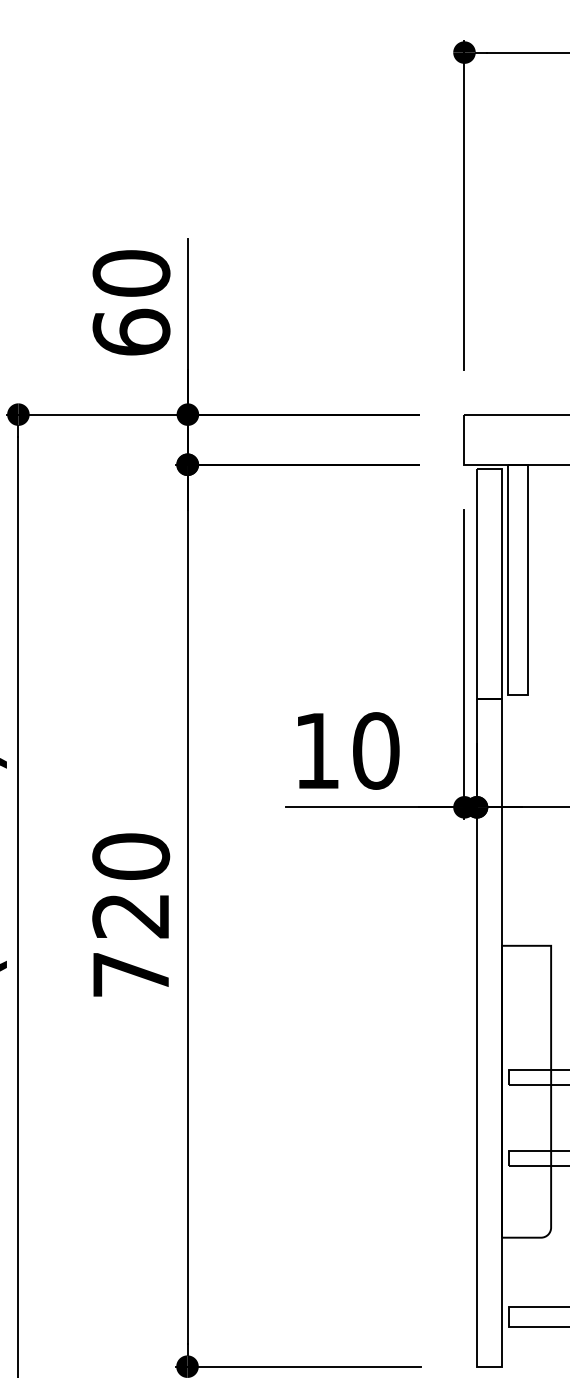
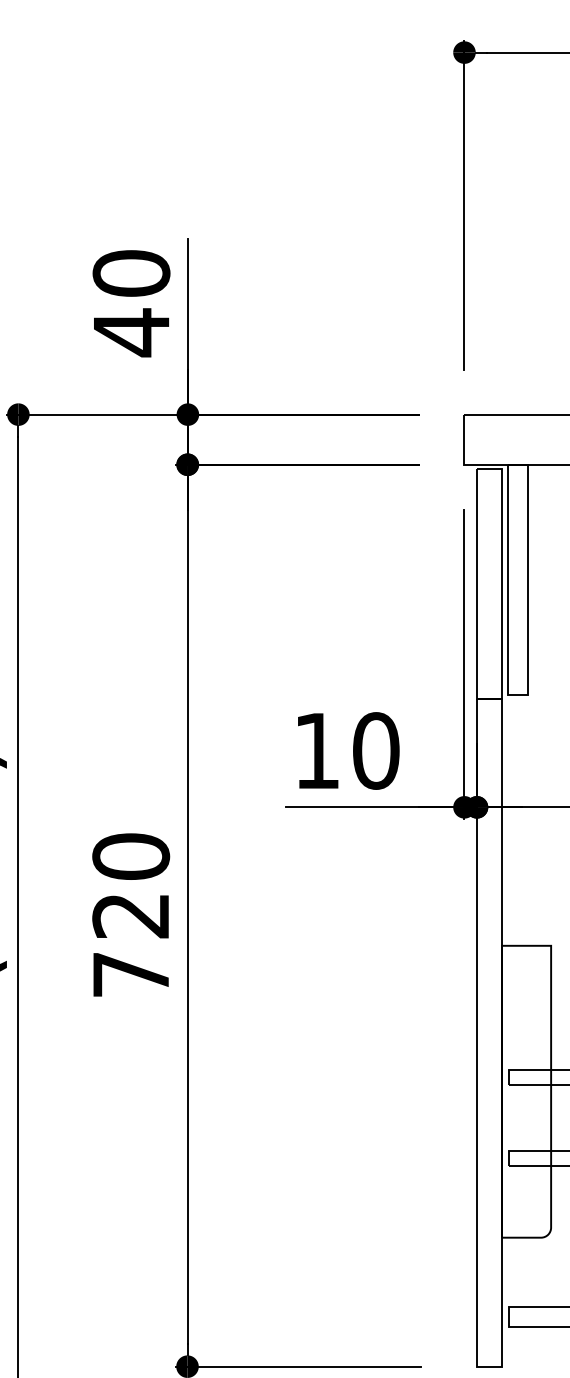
text: 60 -> 40 (131, 332)
